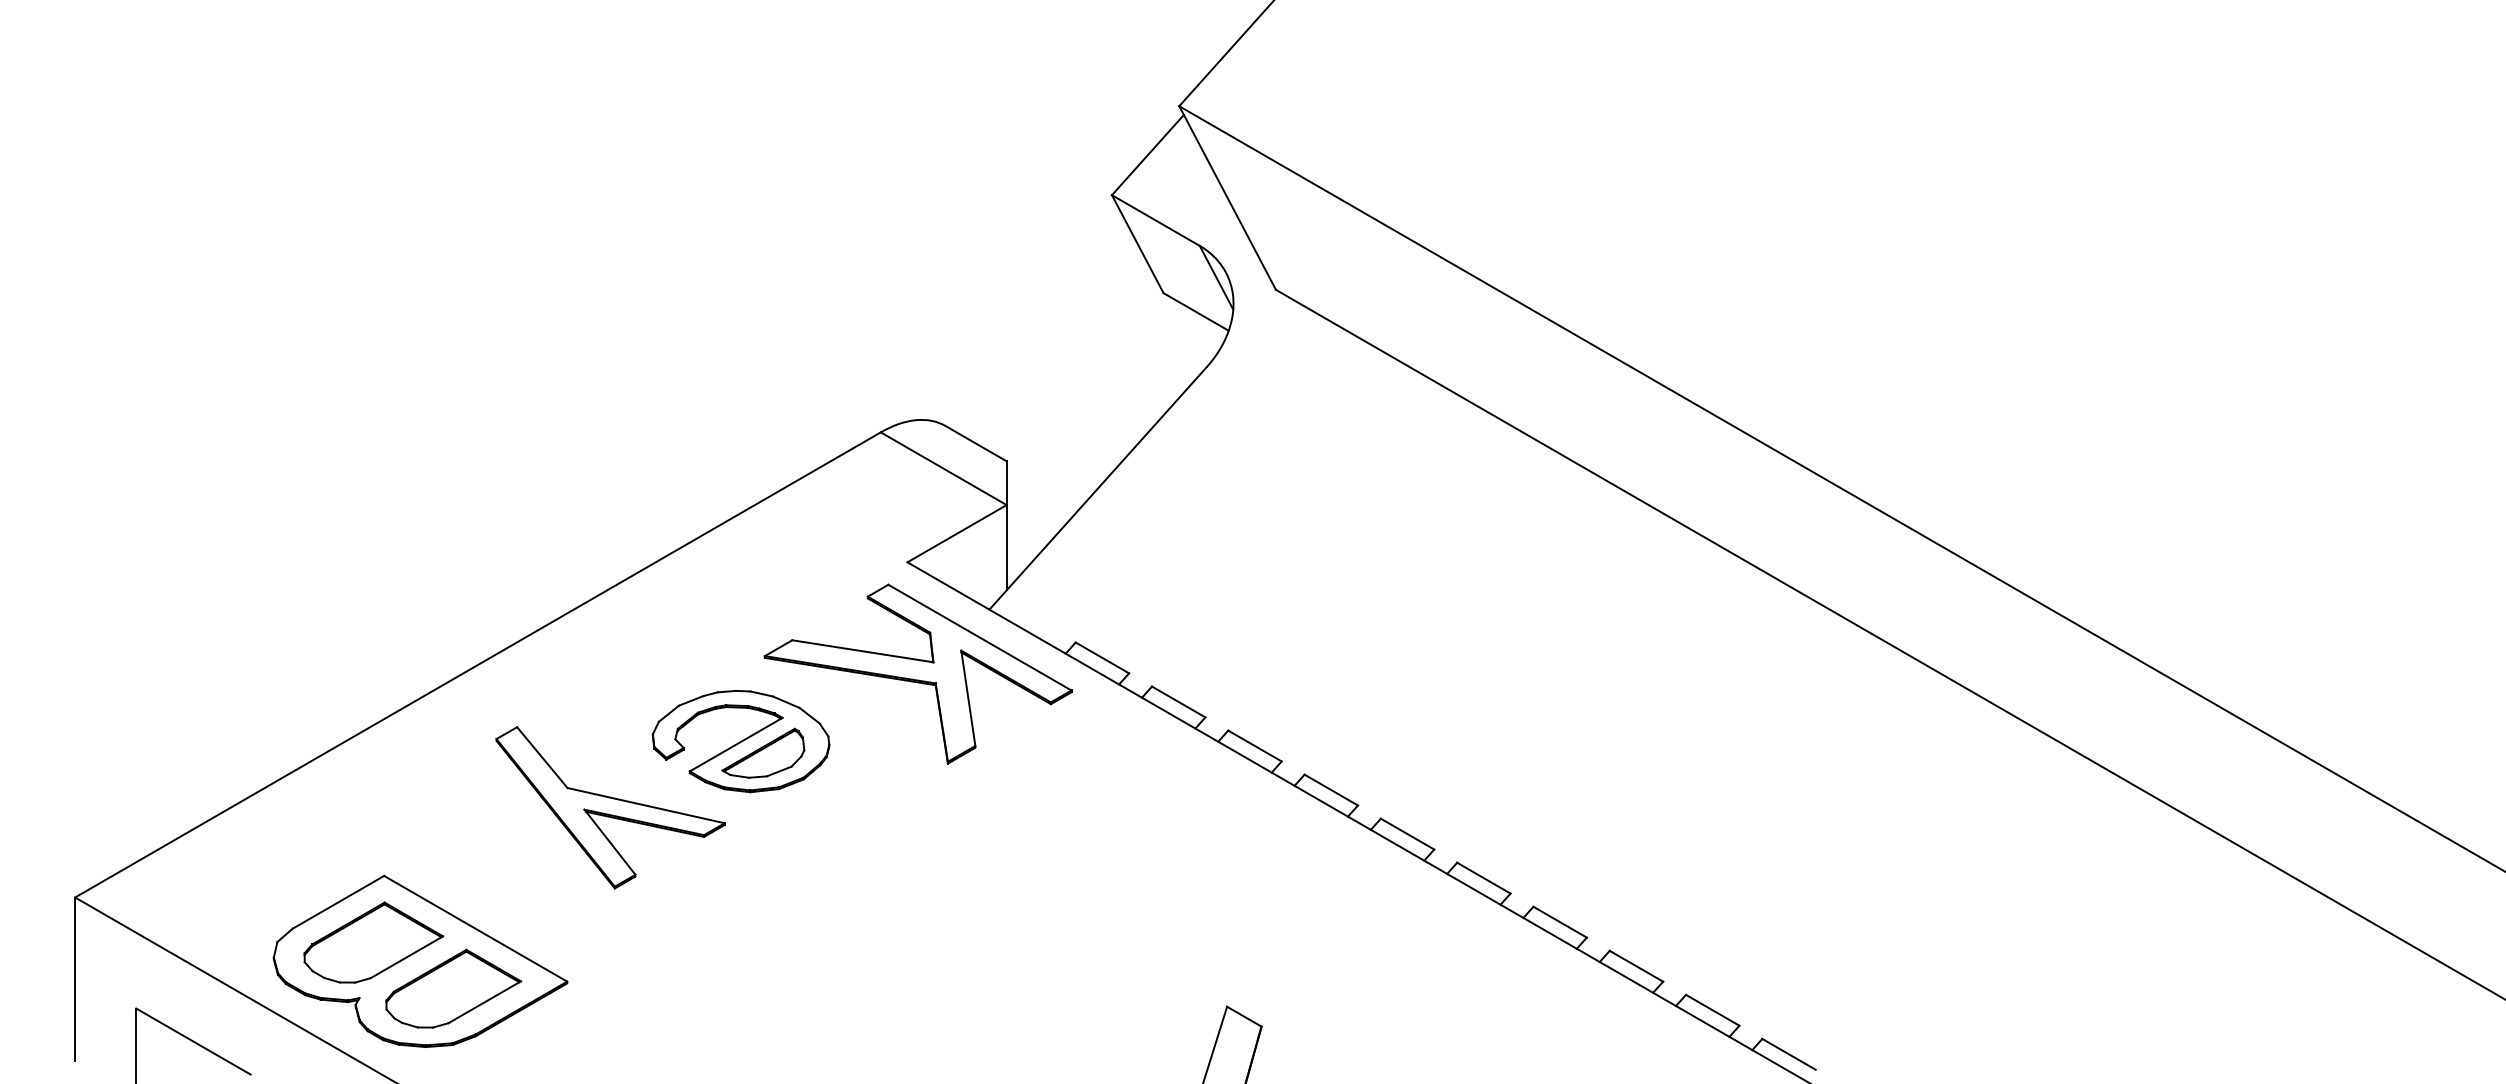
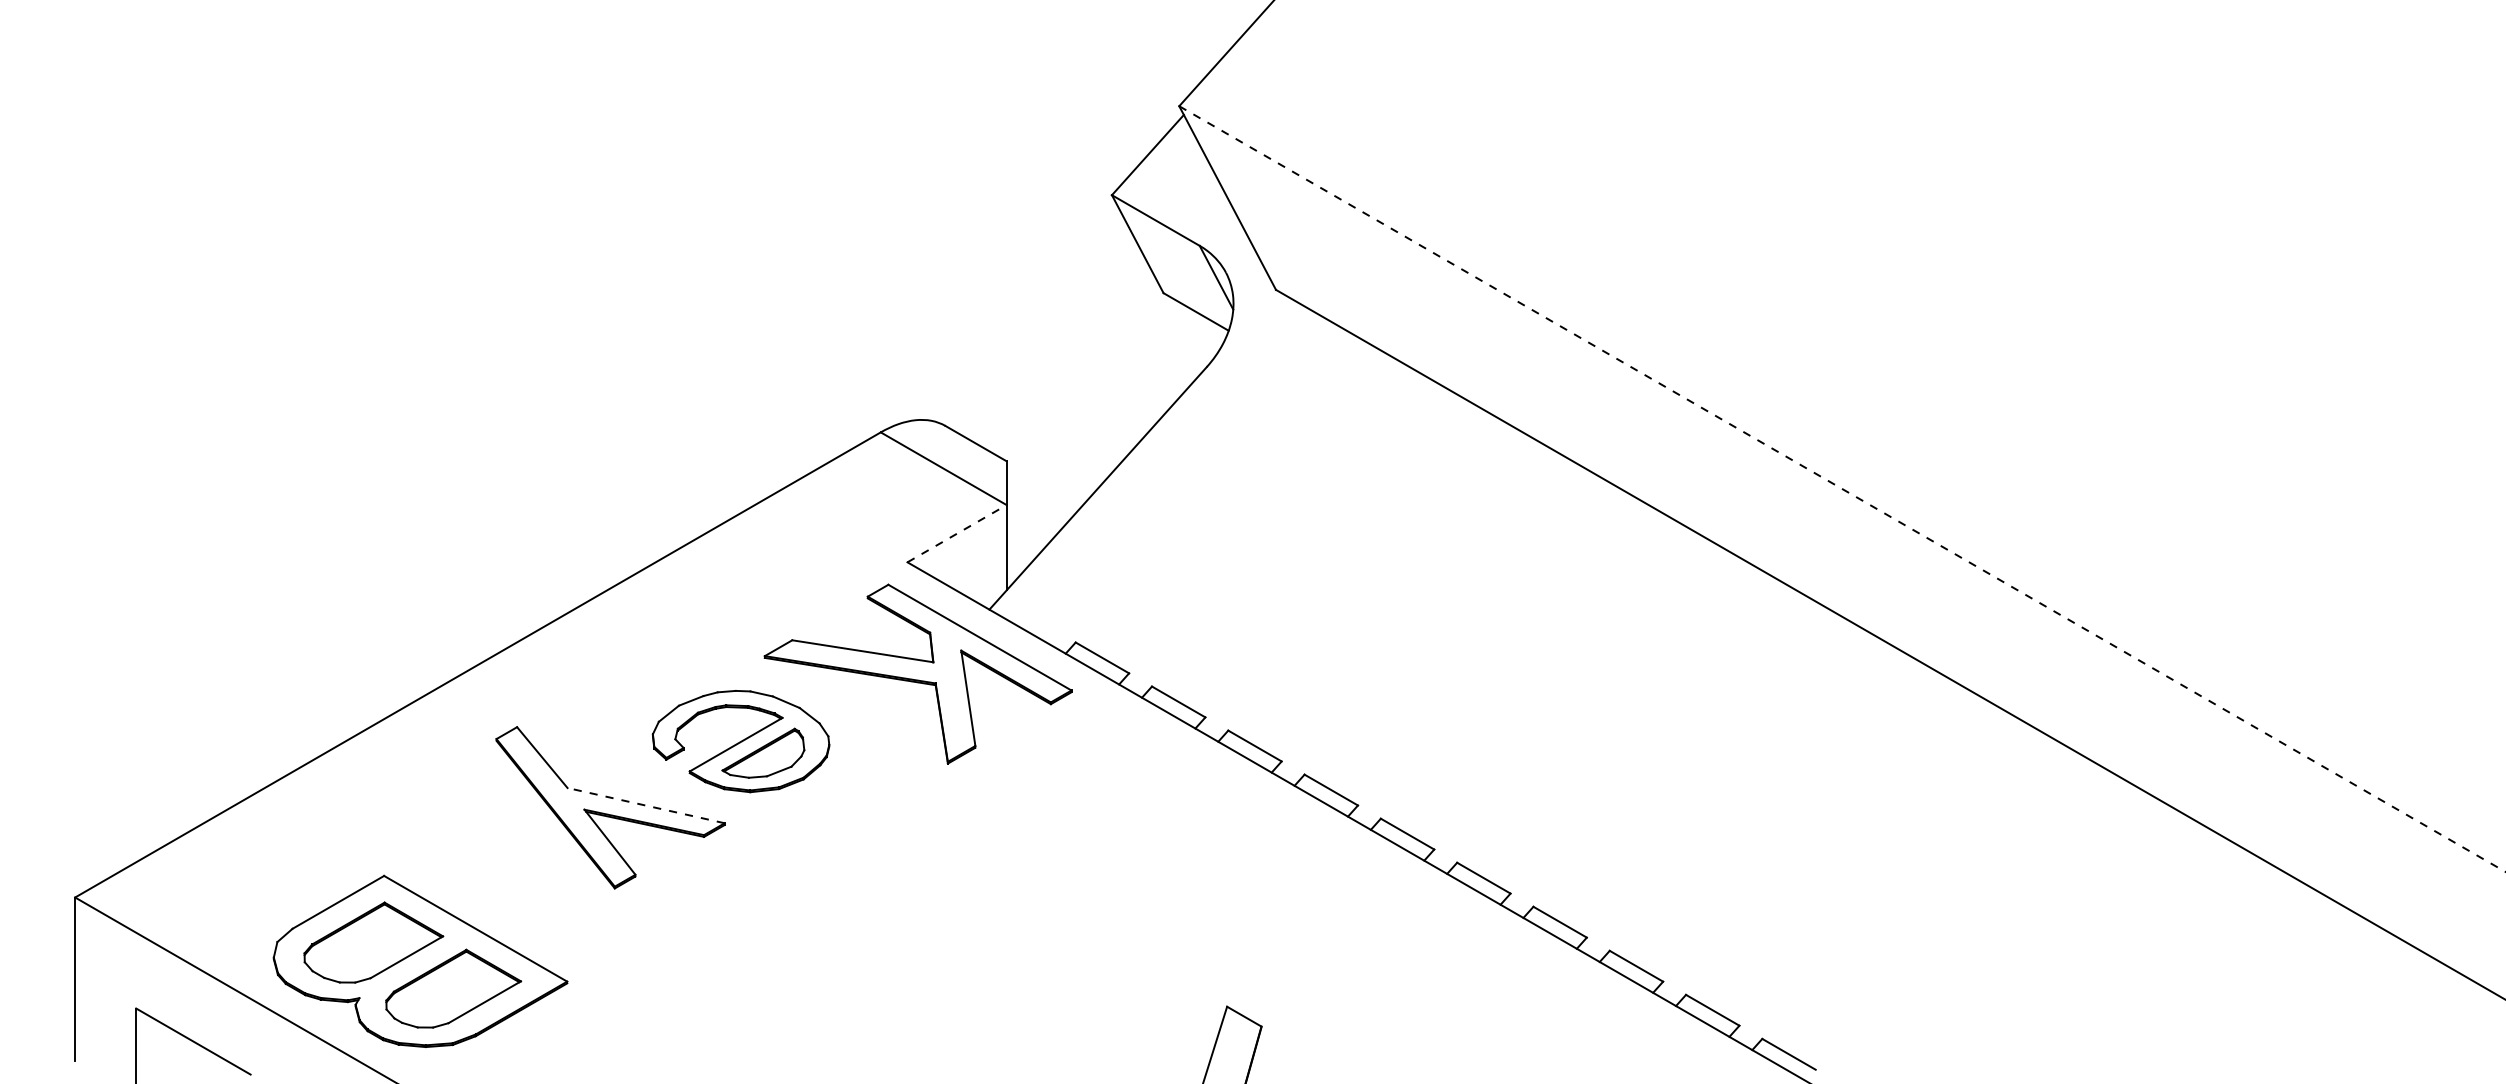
line: solid -> dashed (1842, 489)
line: solid -> dashed (957, 533)
line: solid -> dashed (646, 805)
